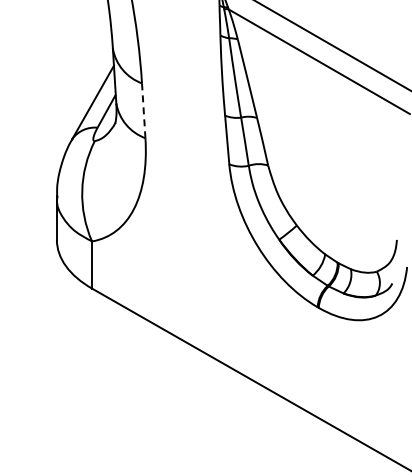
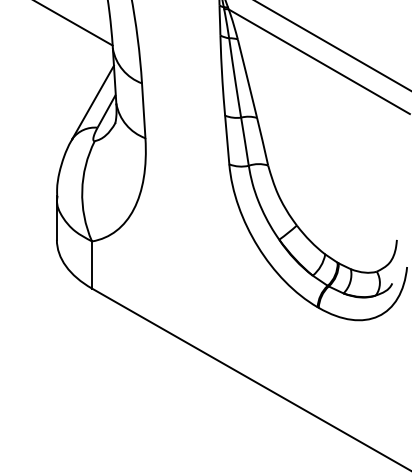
line: none -> present (74, 23)
line: dashed -> solid (143, 111)
